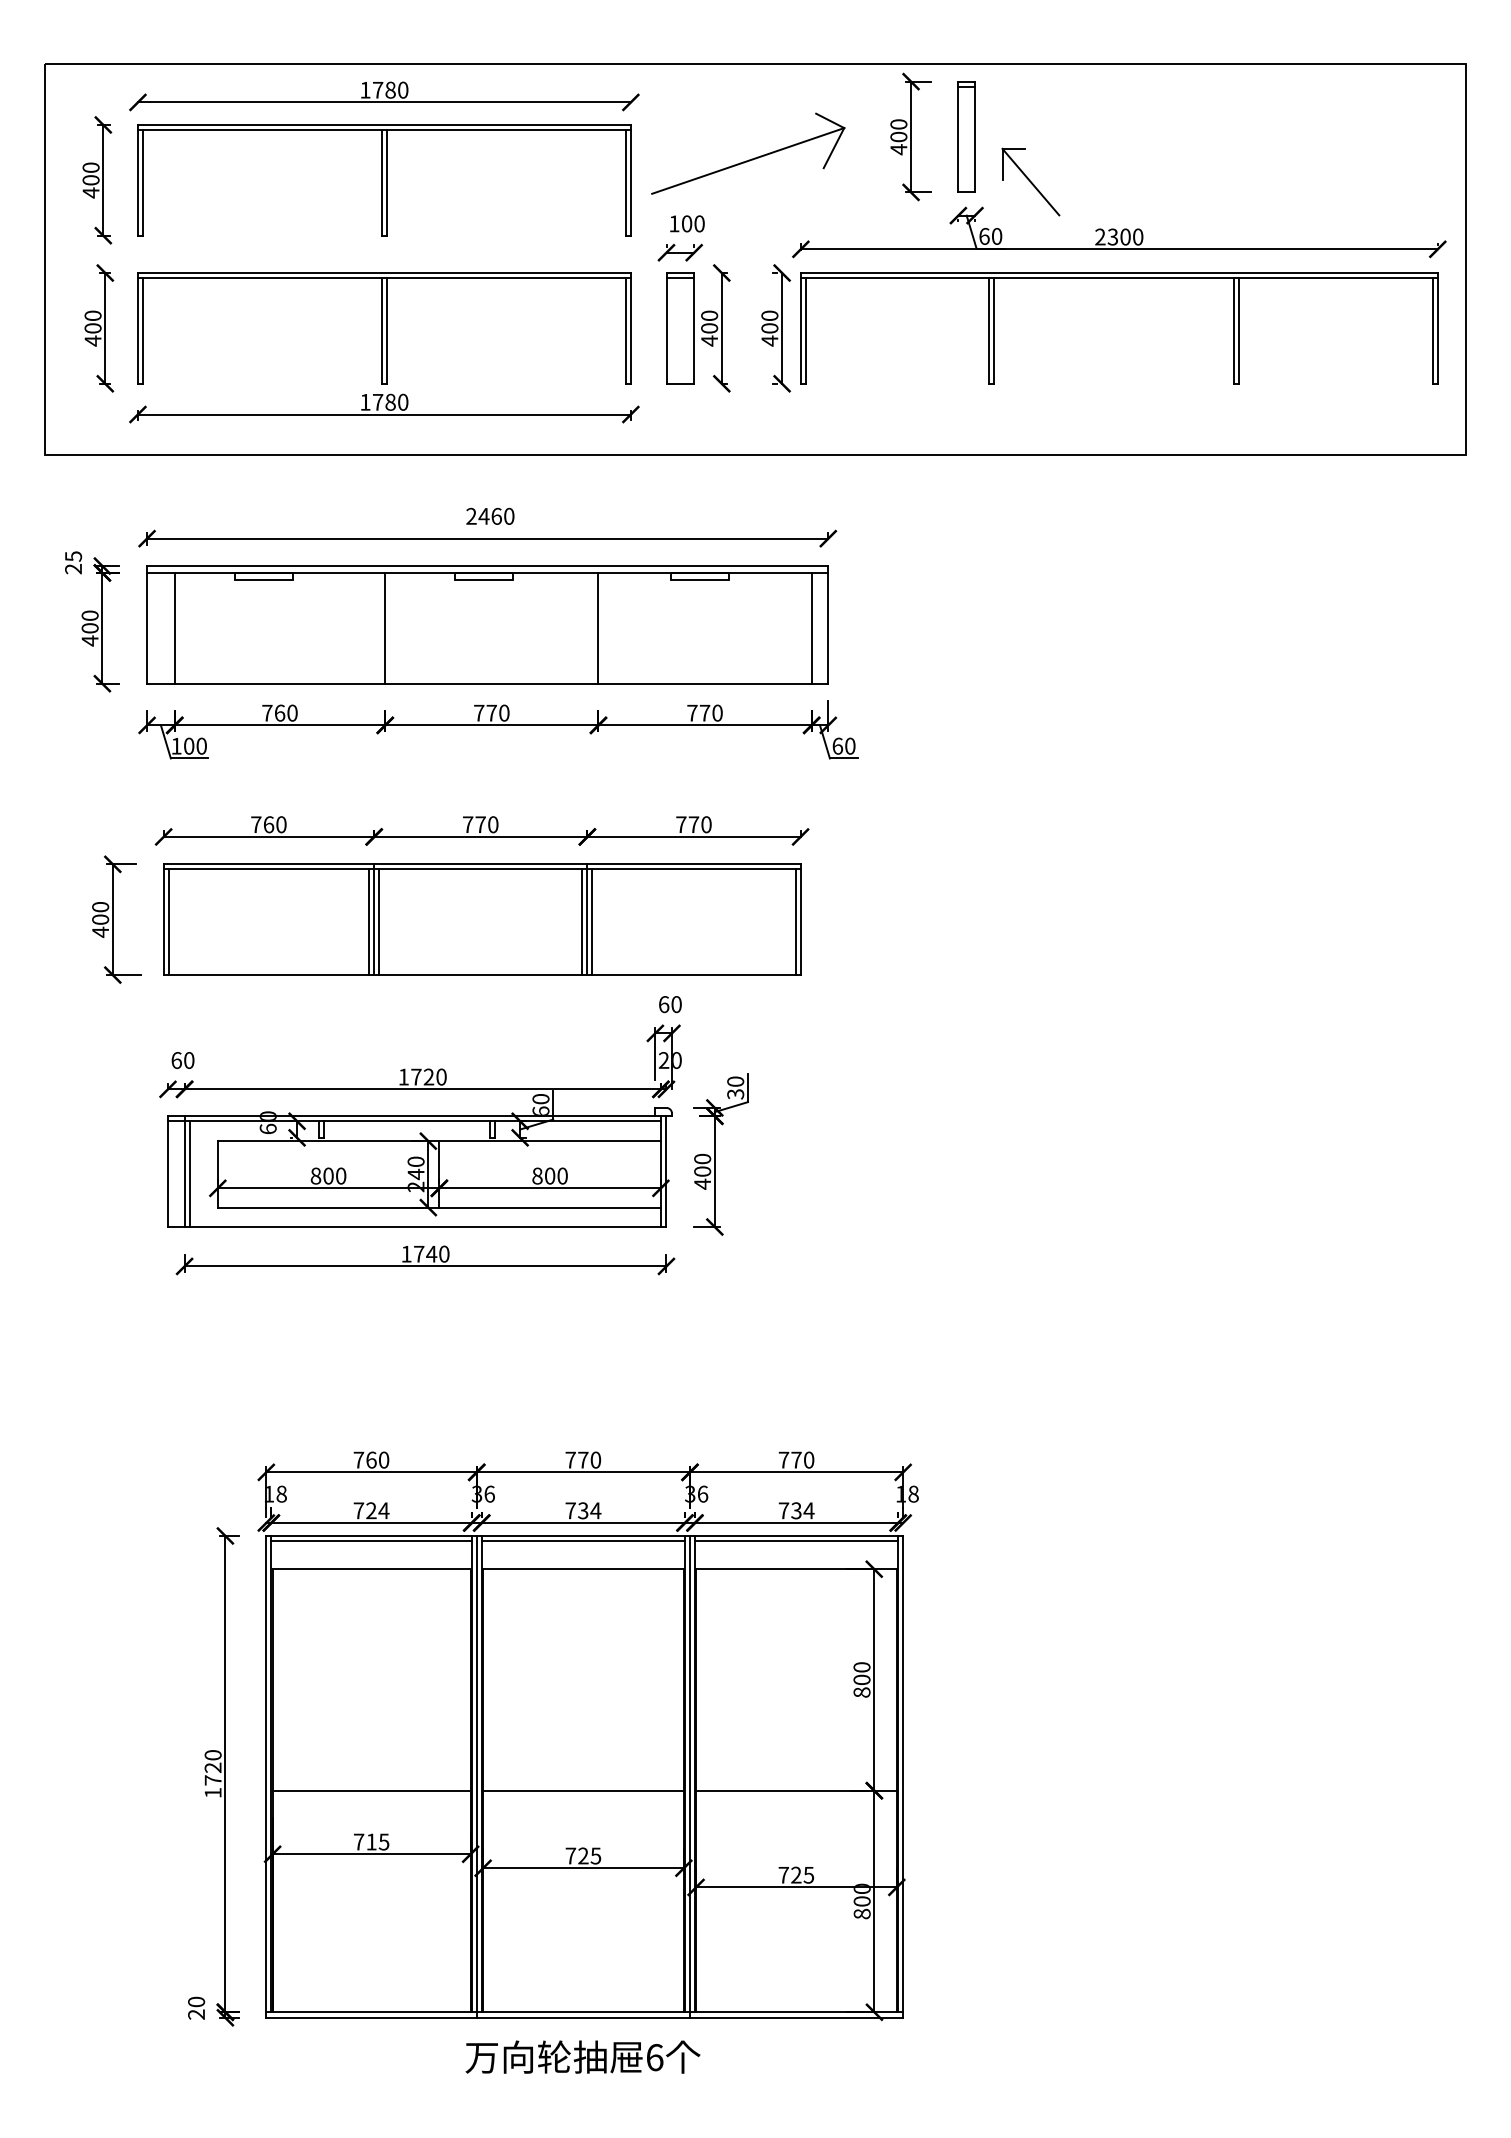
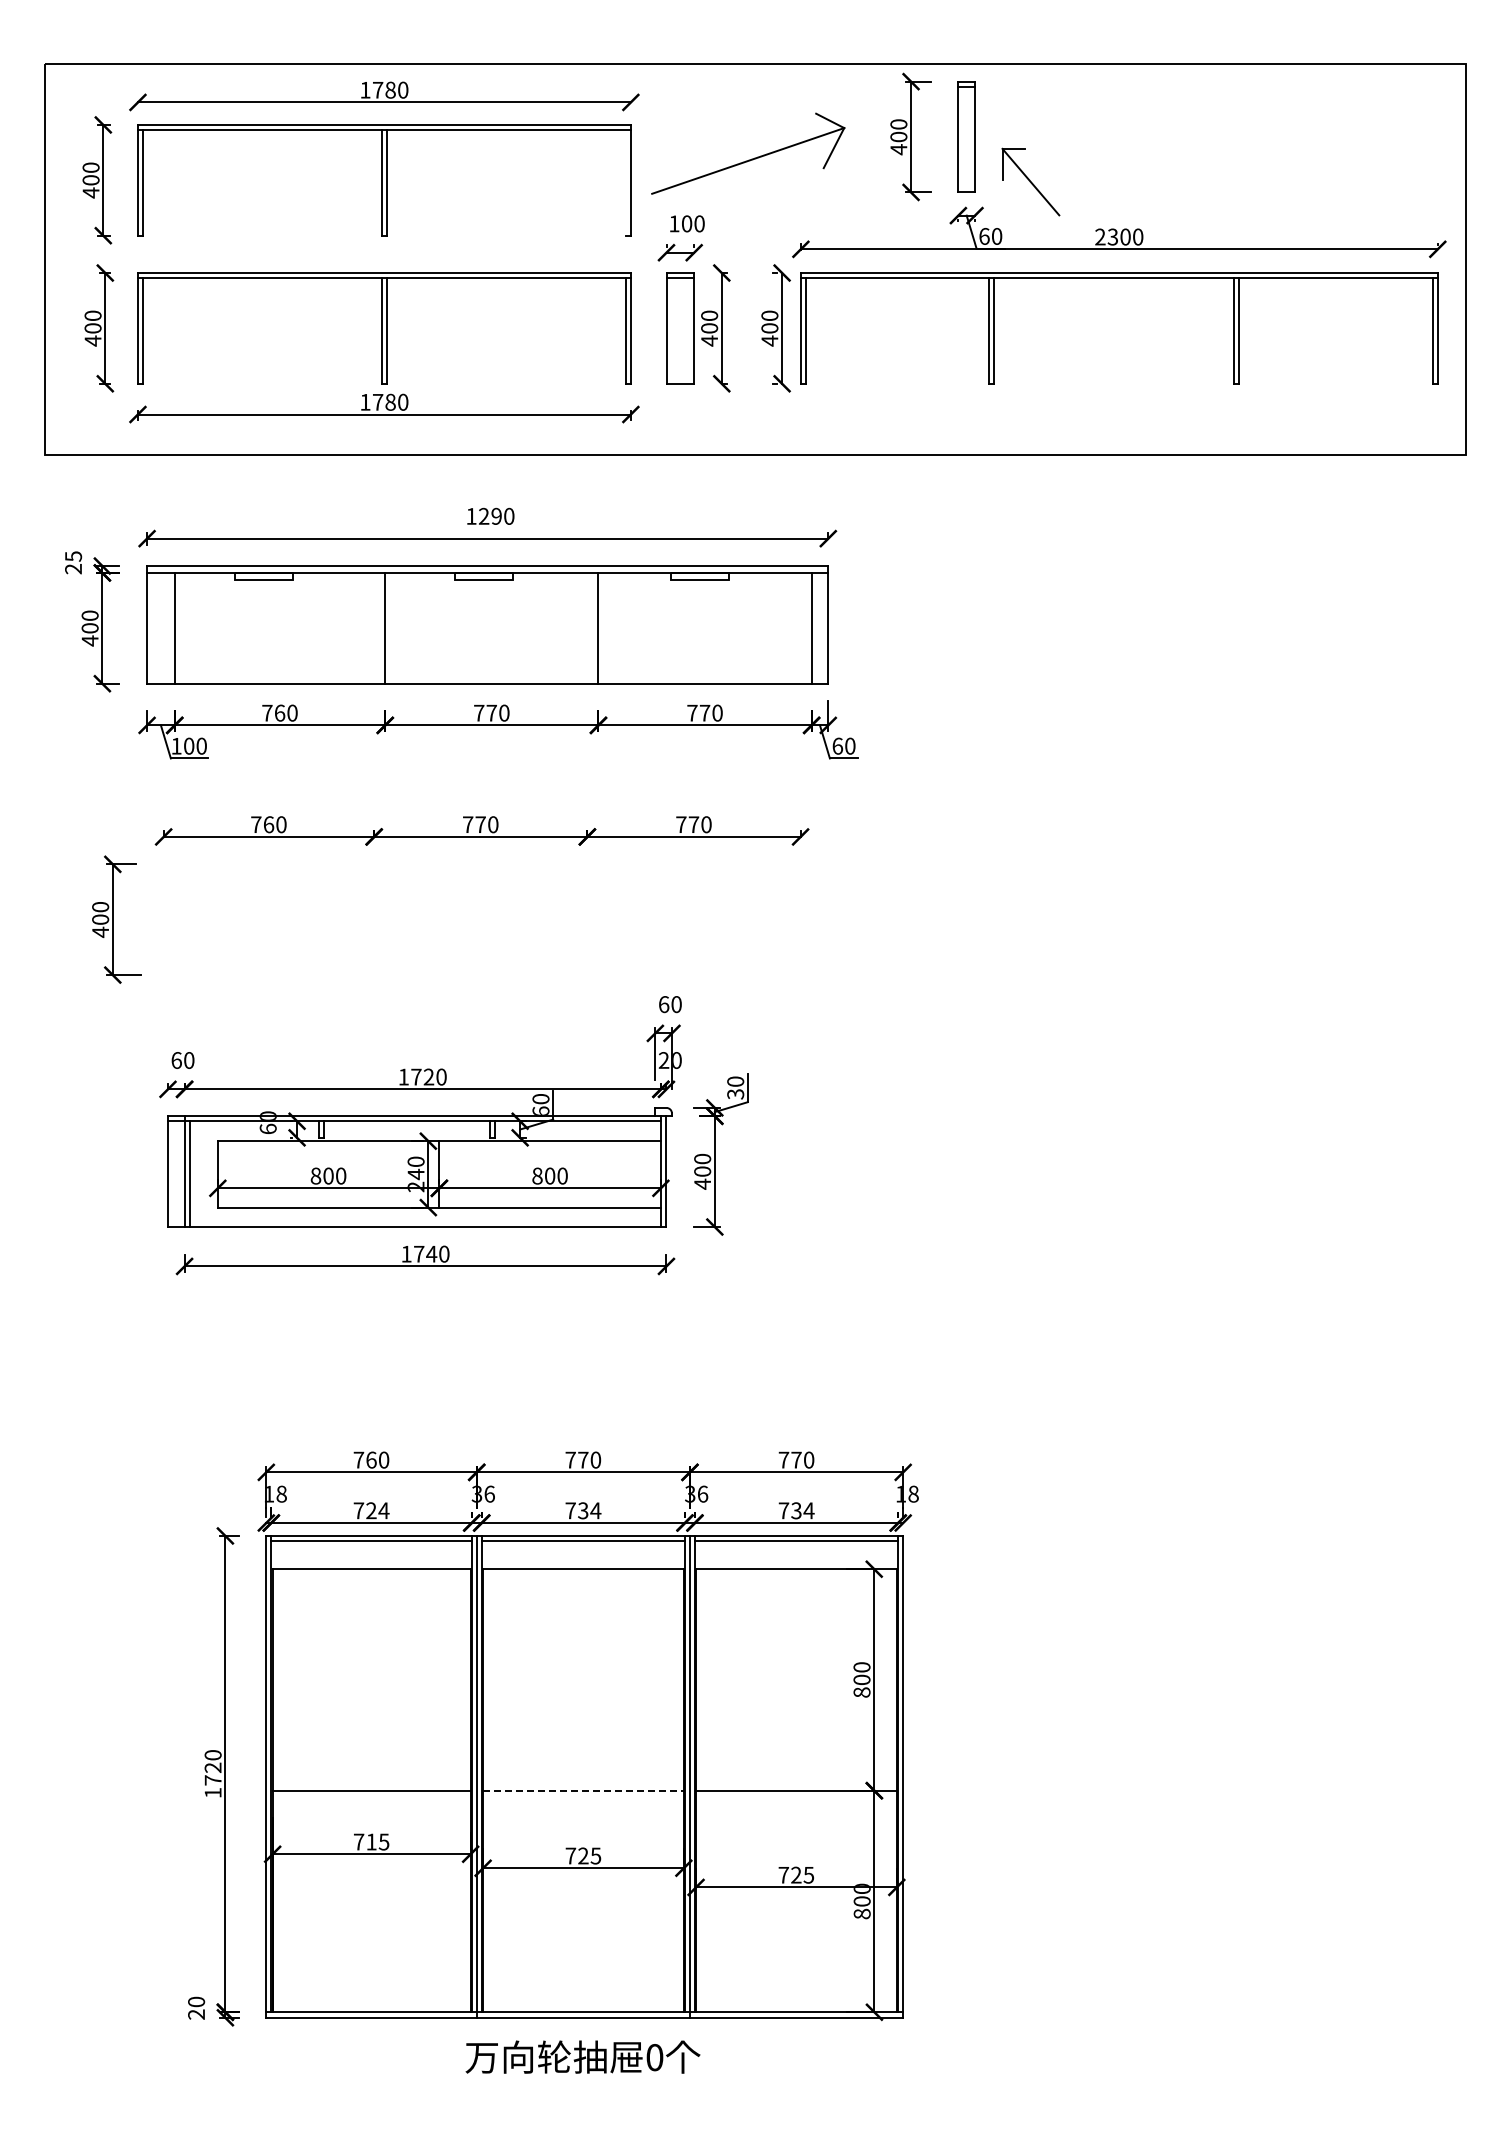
line: present -> none (625, 182)
text: 2460 -> 1290 (483, 515)
part: present -> none (482, 919)
line: solid -> dashed (584, 1790)
text: 6 -> 0 (654, 2057)
